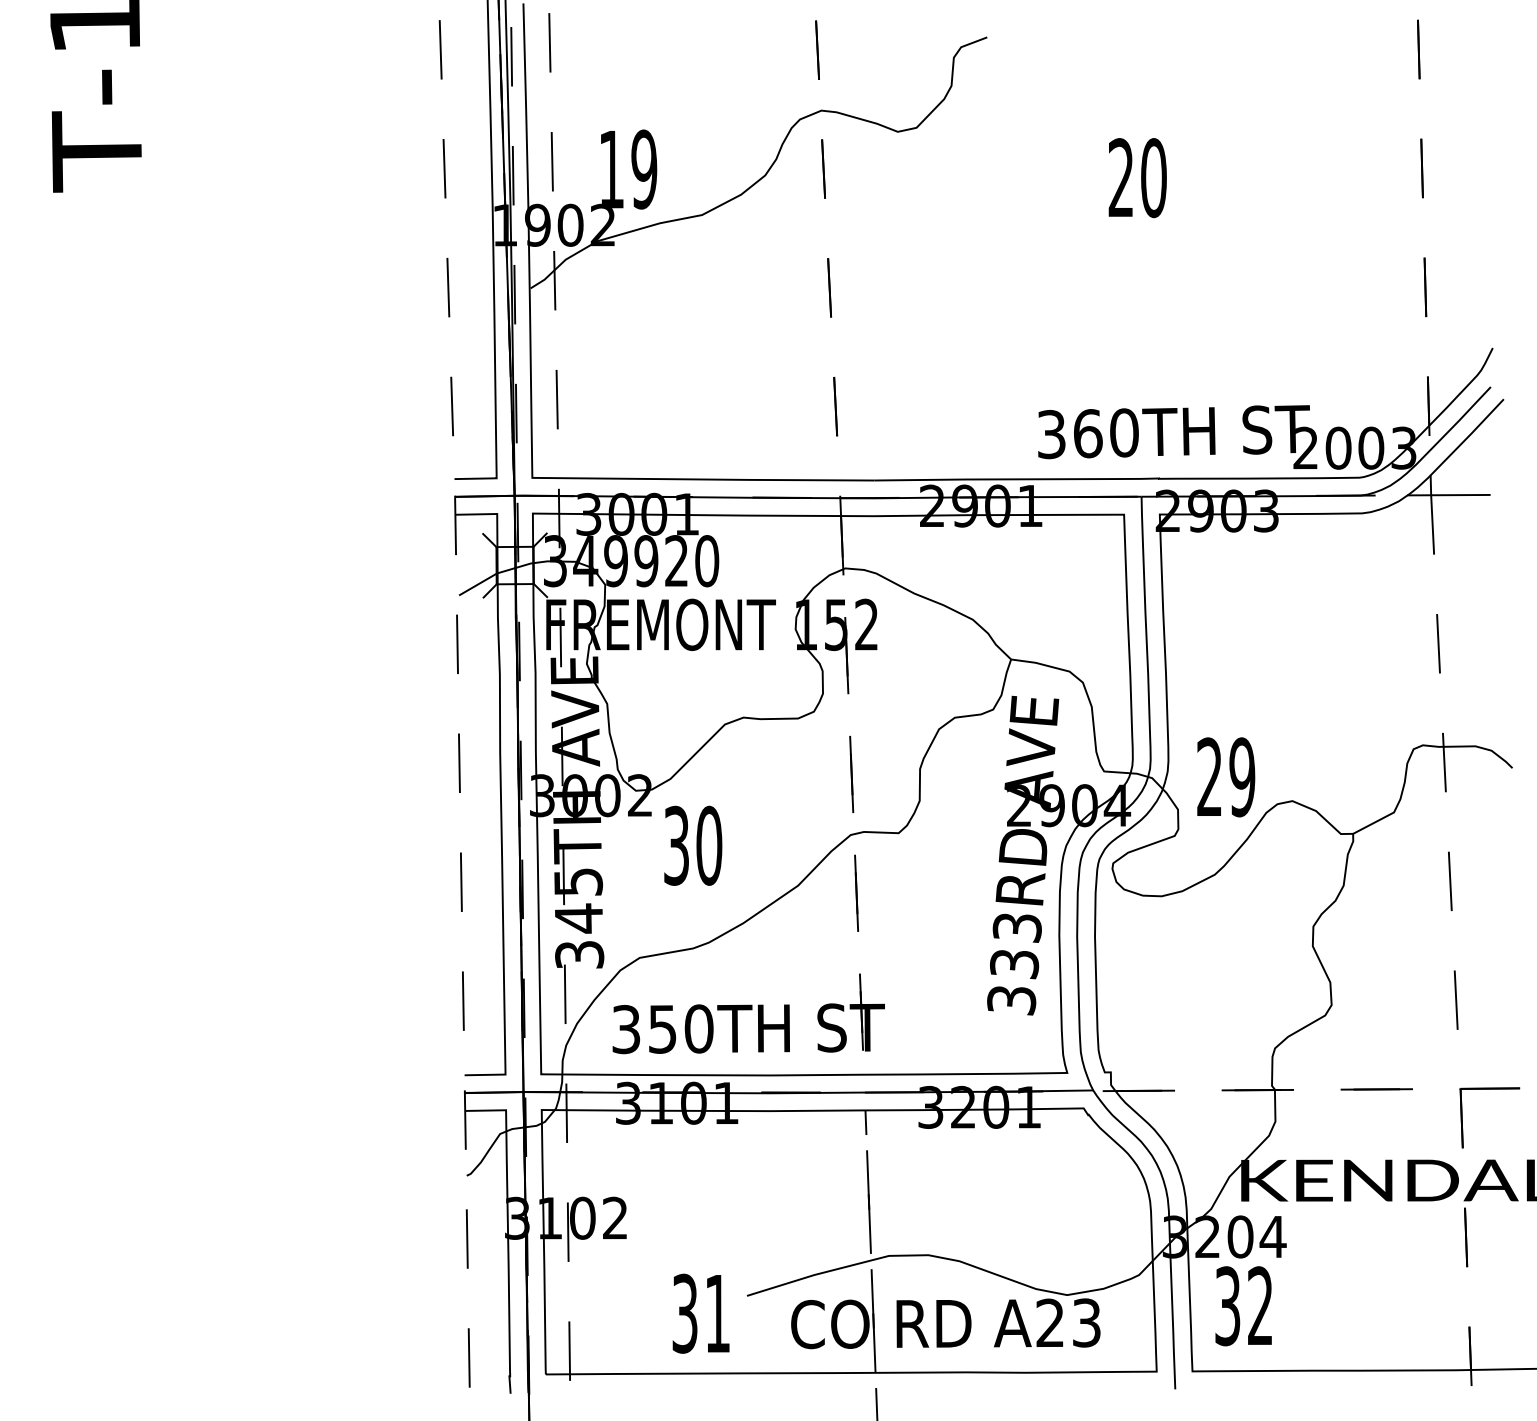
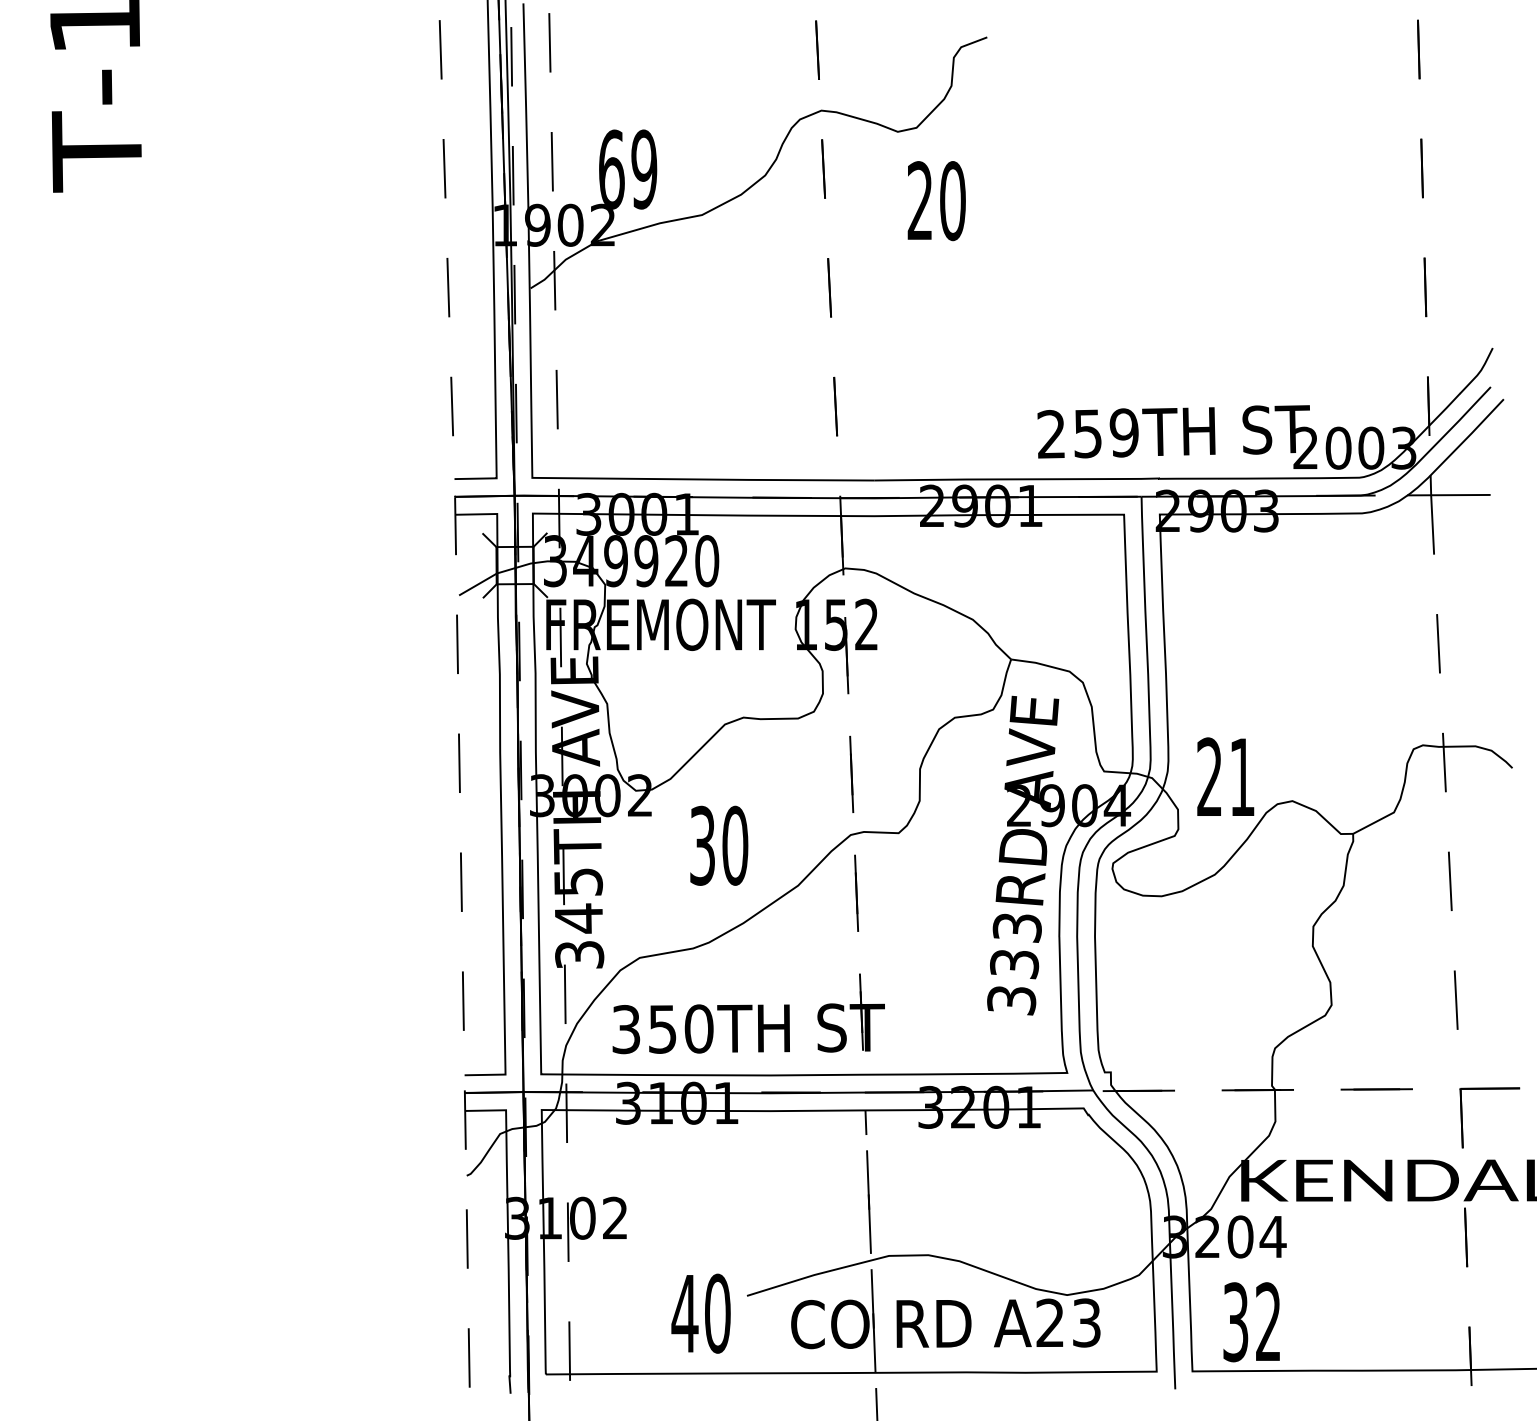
text: 19 -> 69 (611, 169)
text position: (1137, 178) -> (936, 201) (936, 201)
text: 360TH -> 259TH (1087, 433)
text: 29 -> 21 (1242, 777)
text position: (693, 845) -> (719, 845) (719, 845)
text position: (1243, 1306) -> (1251, 1322) (1251, 1322)
text: 31 -> 40 (700, 1313)
